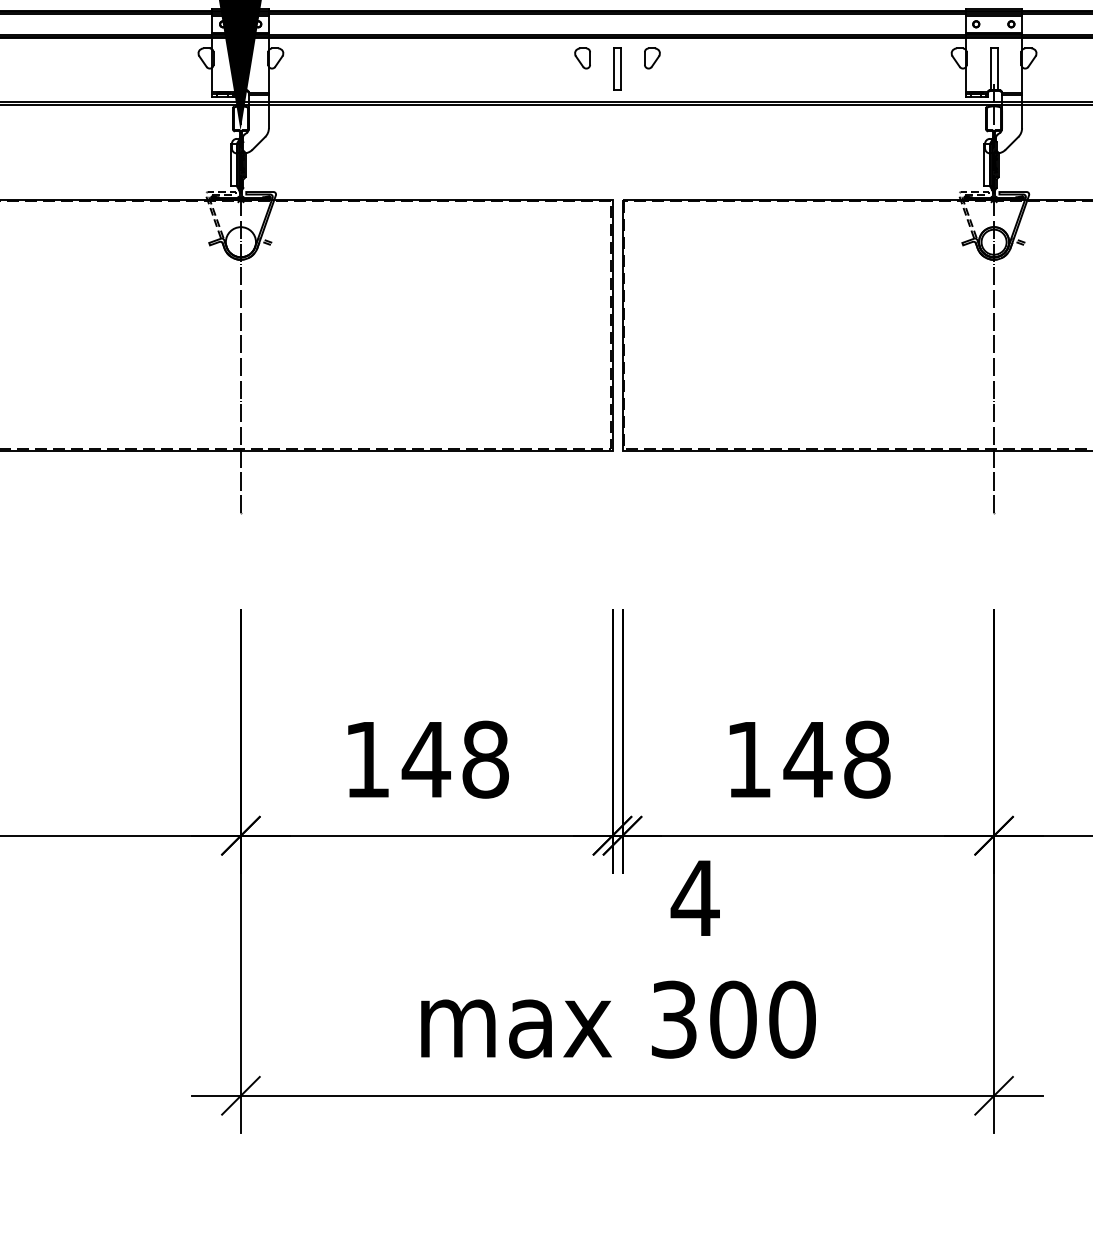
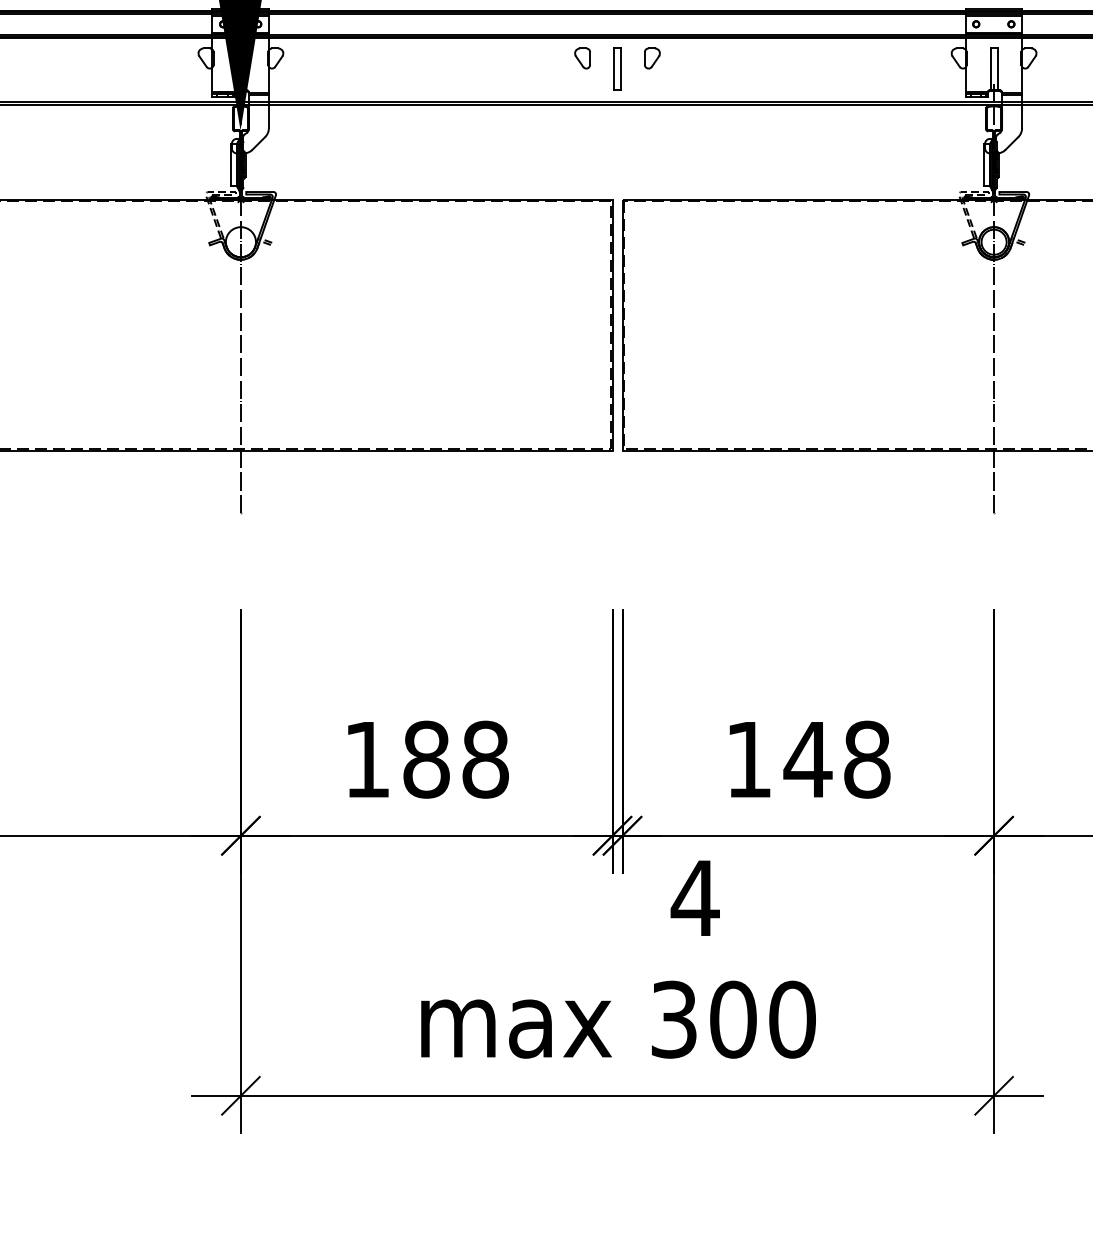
text: 148 -> 188 (425, 759)
